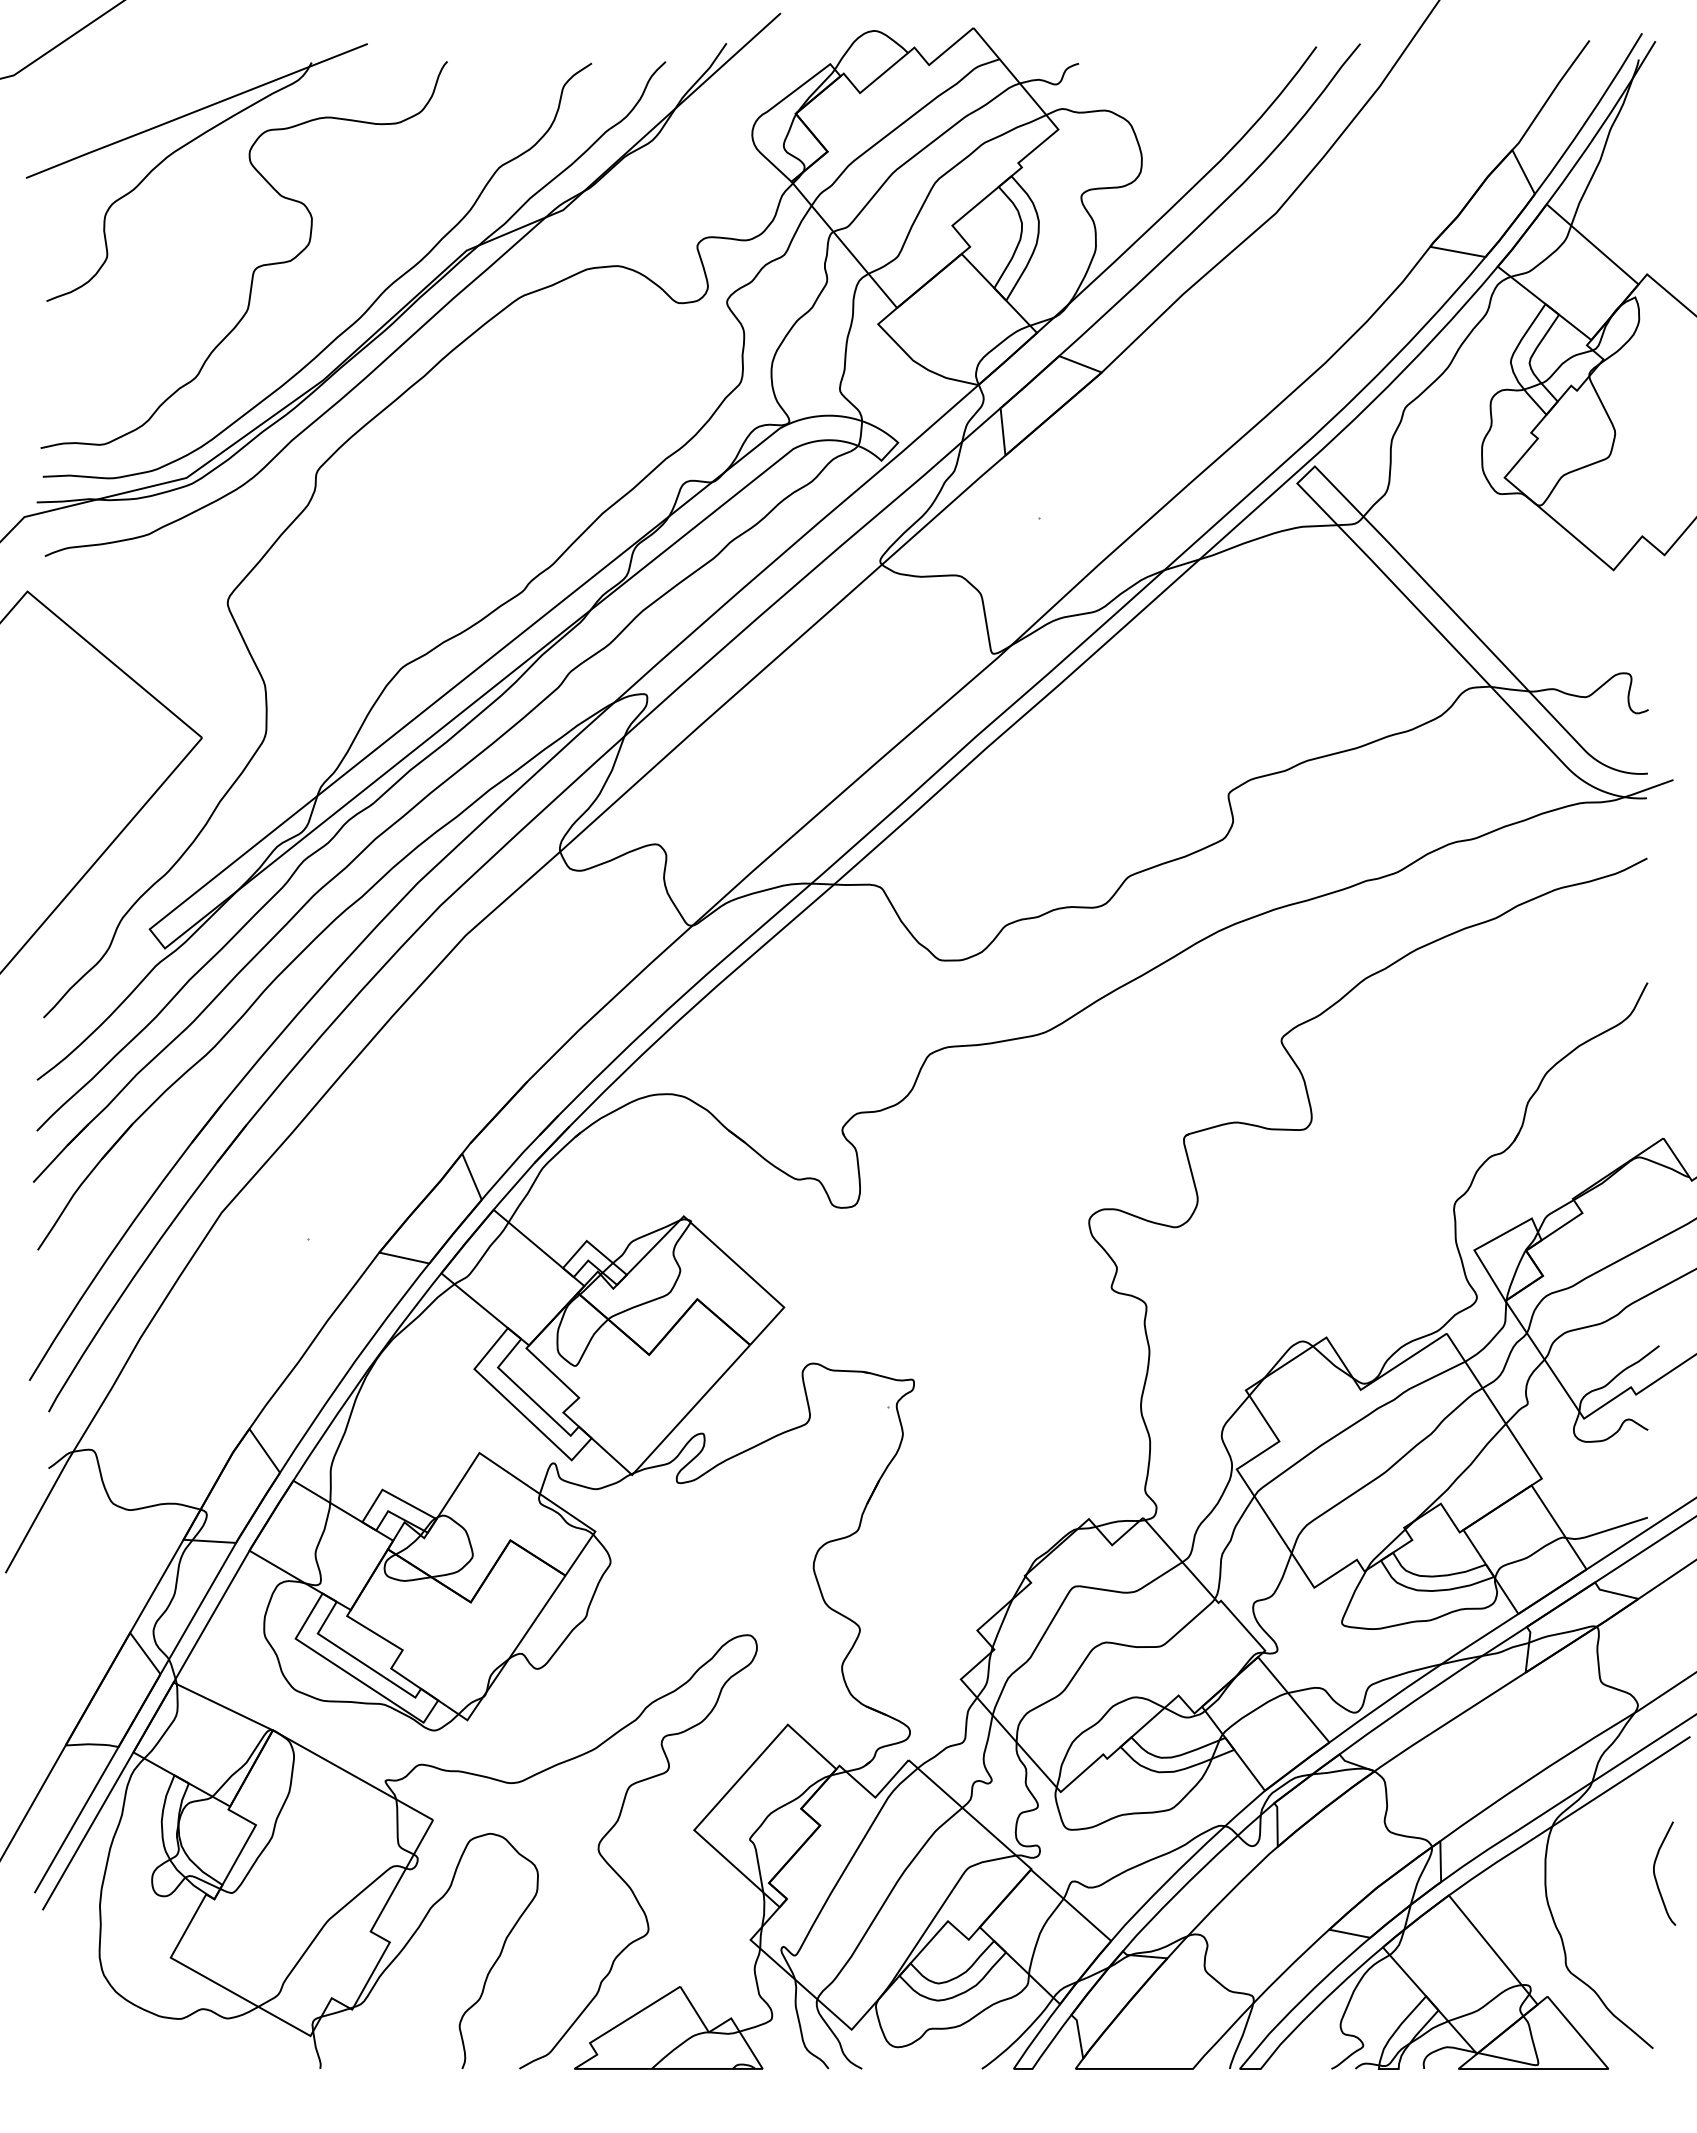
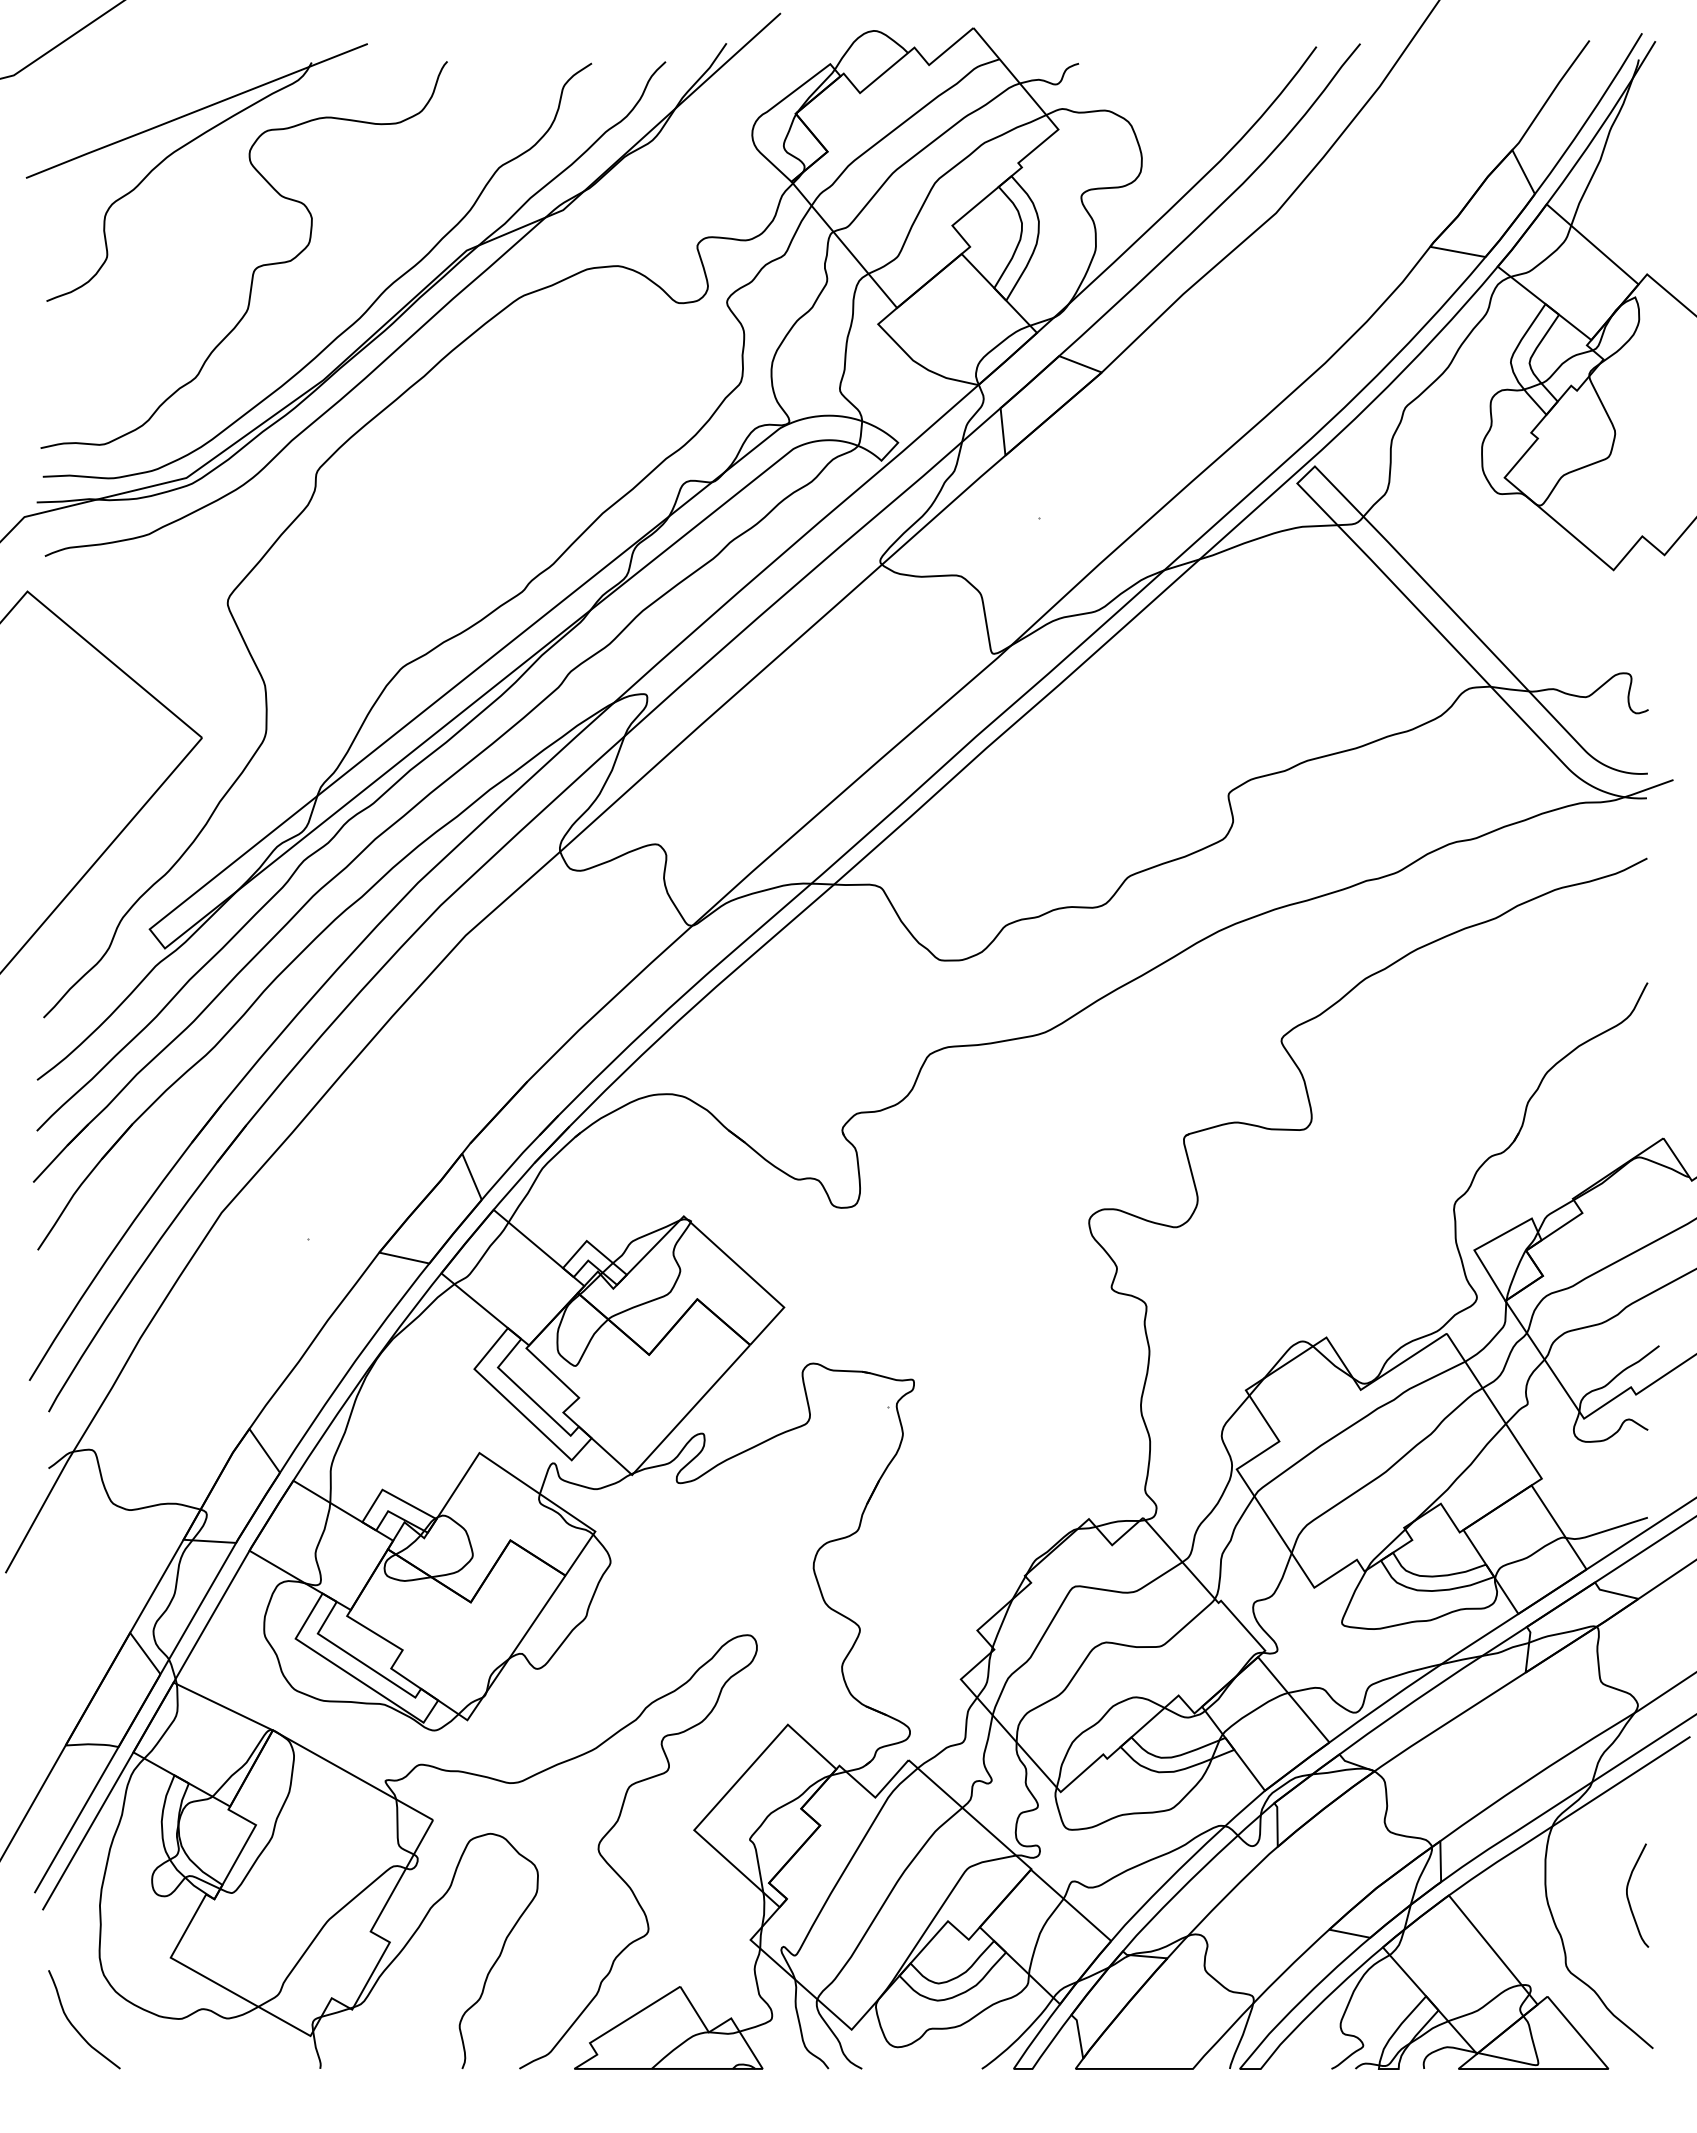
curve position: (1656, 1877) -> (1629, 1899) (1629, 1899)
curve: none -> present (75, 2027)
